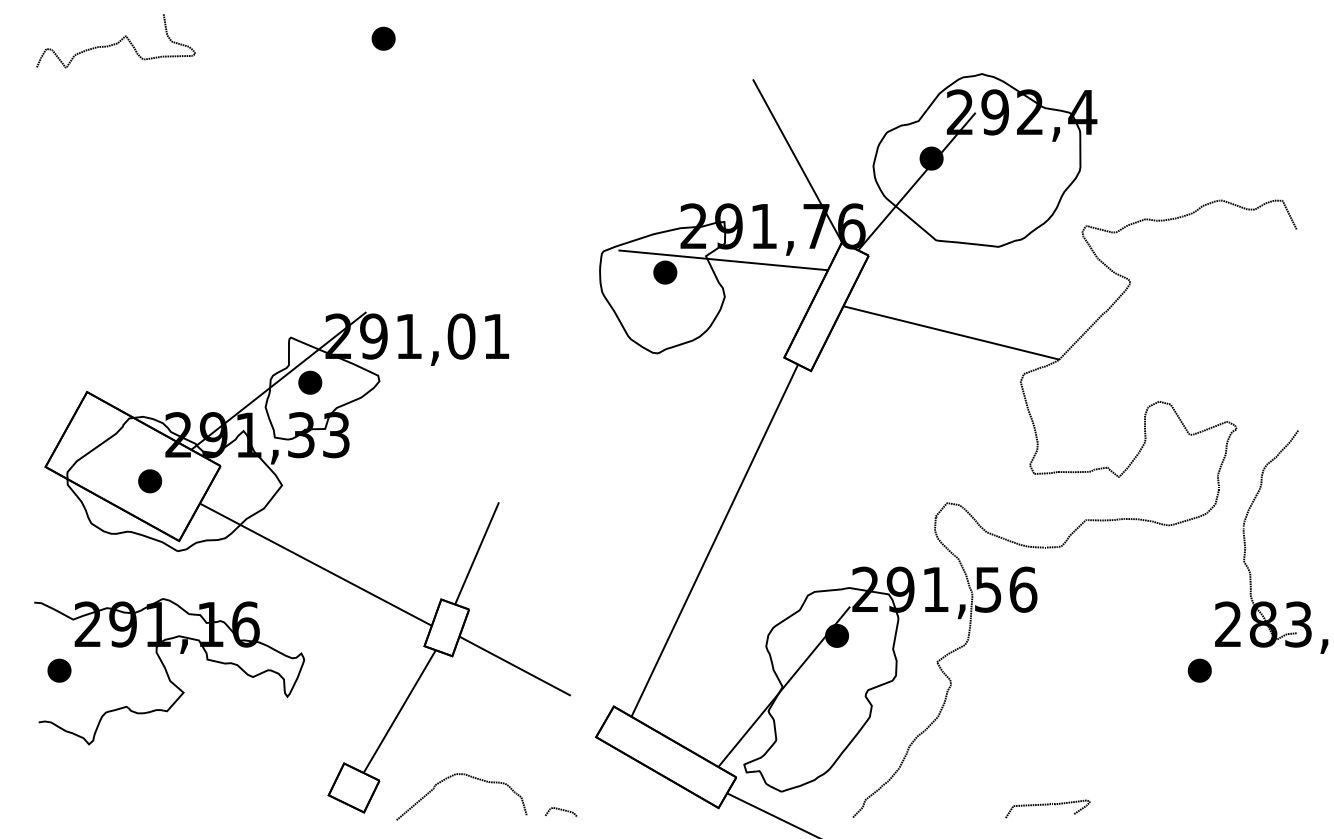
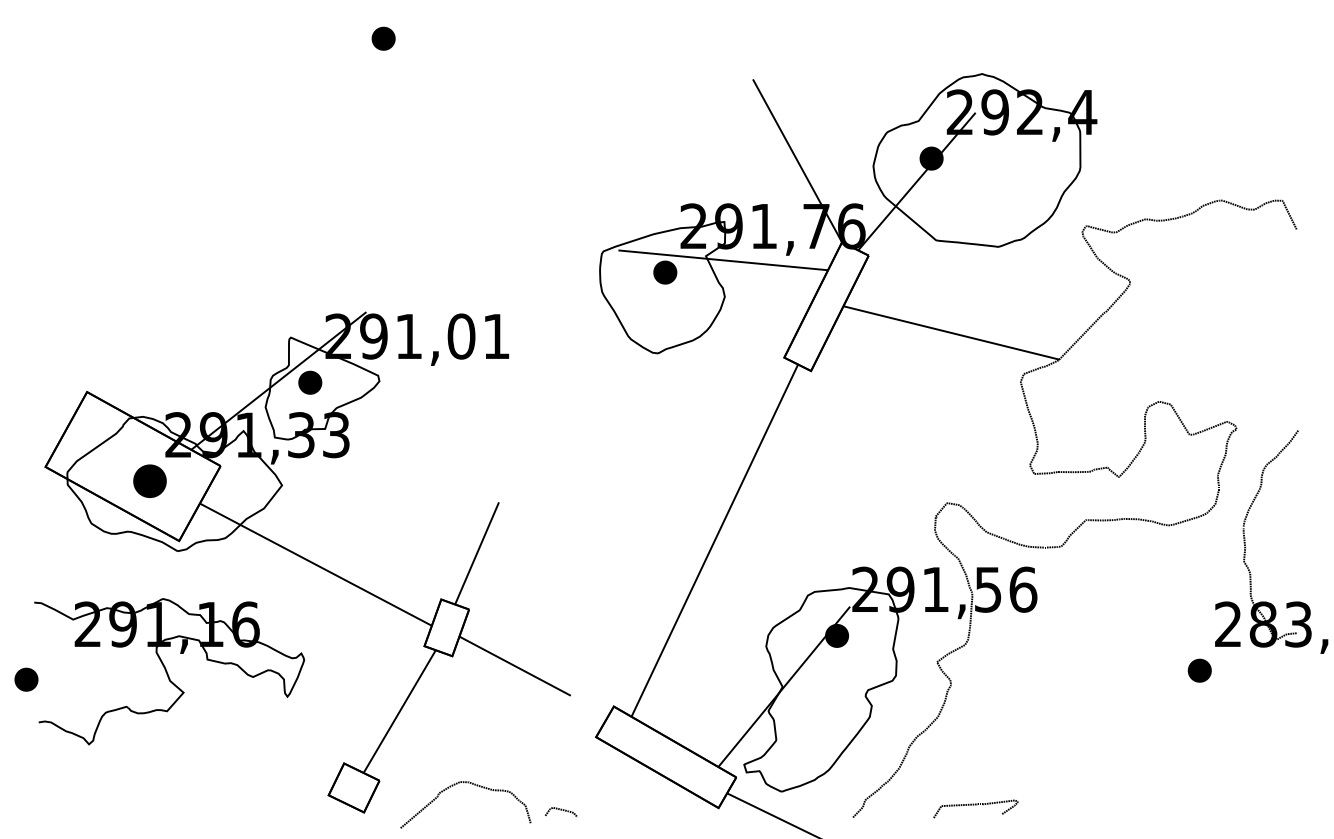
curve: present -> none (116, 42)
part size: 25x25 px -> 34x34 px (149, 480)
part position: (59, 670) -> (26, 679) (26, 679)
curve position: (461, 775) -> (465, 783) (465, 783)
curve position: (1047, 805) -> (975, 805) (975, 805)
